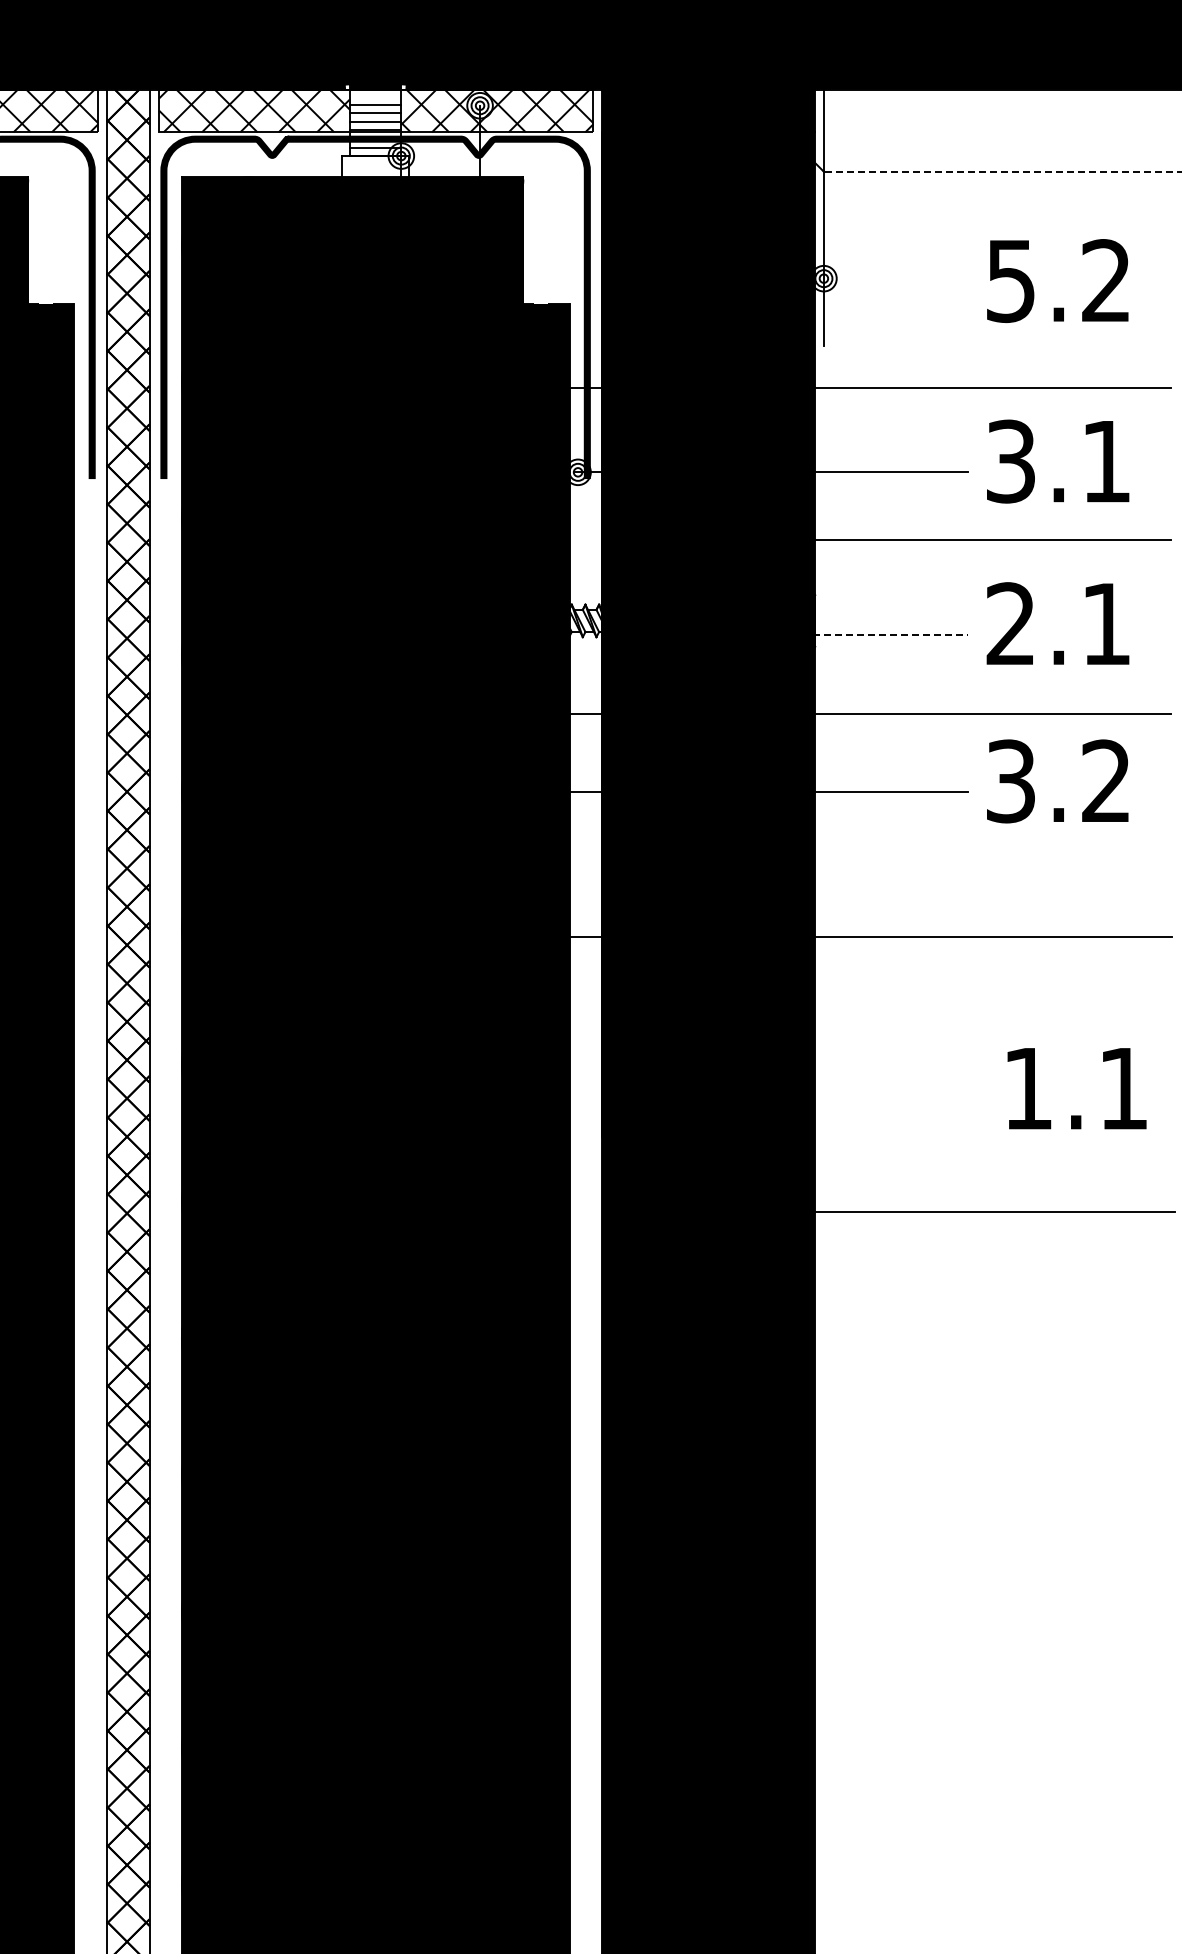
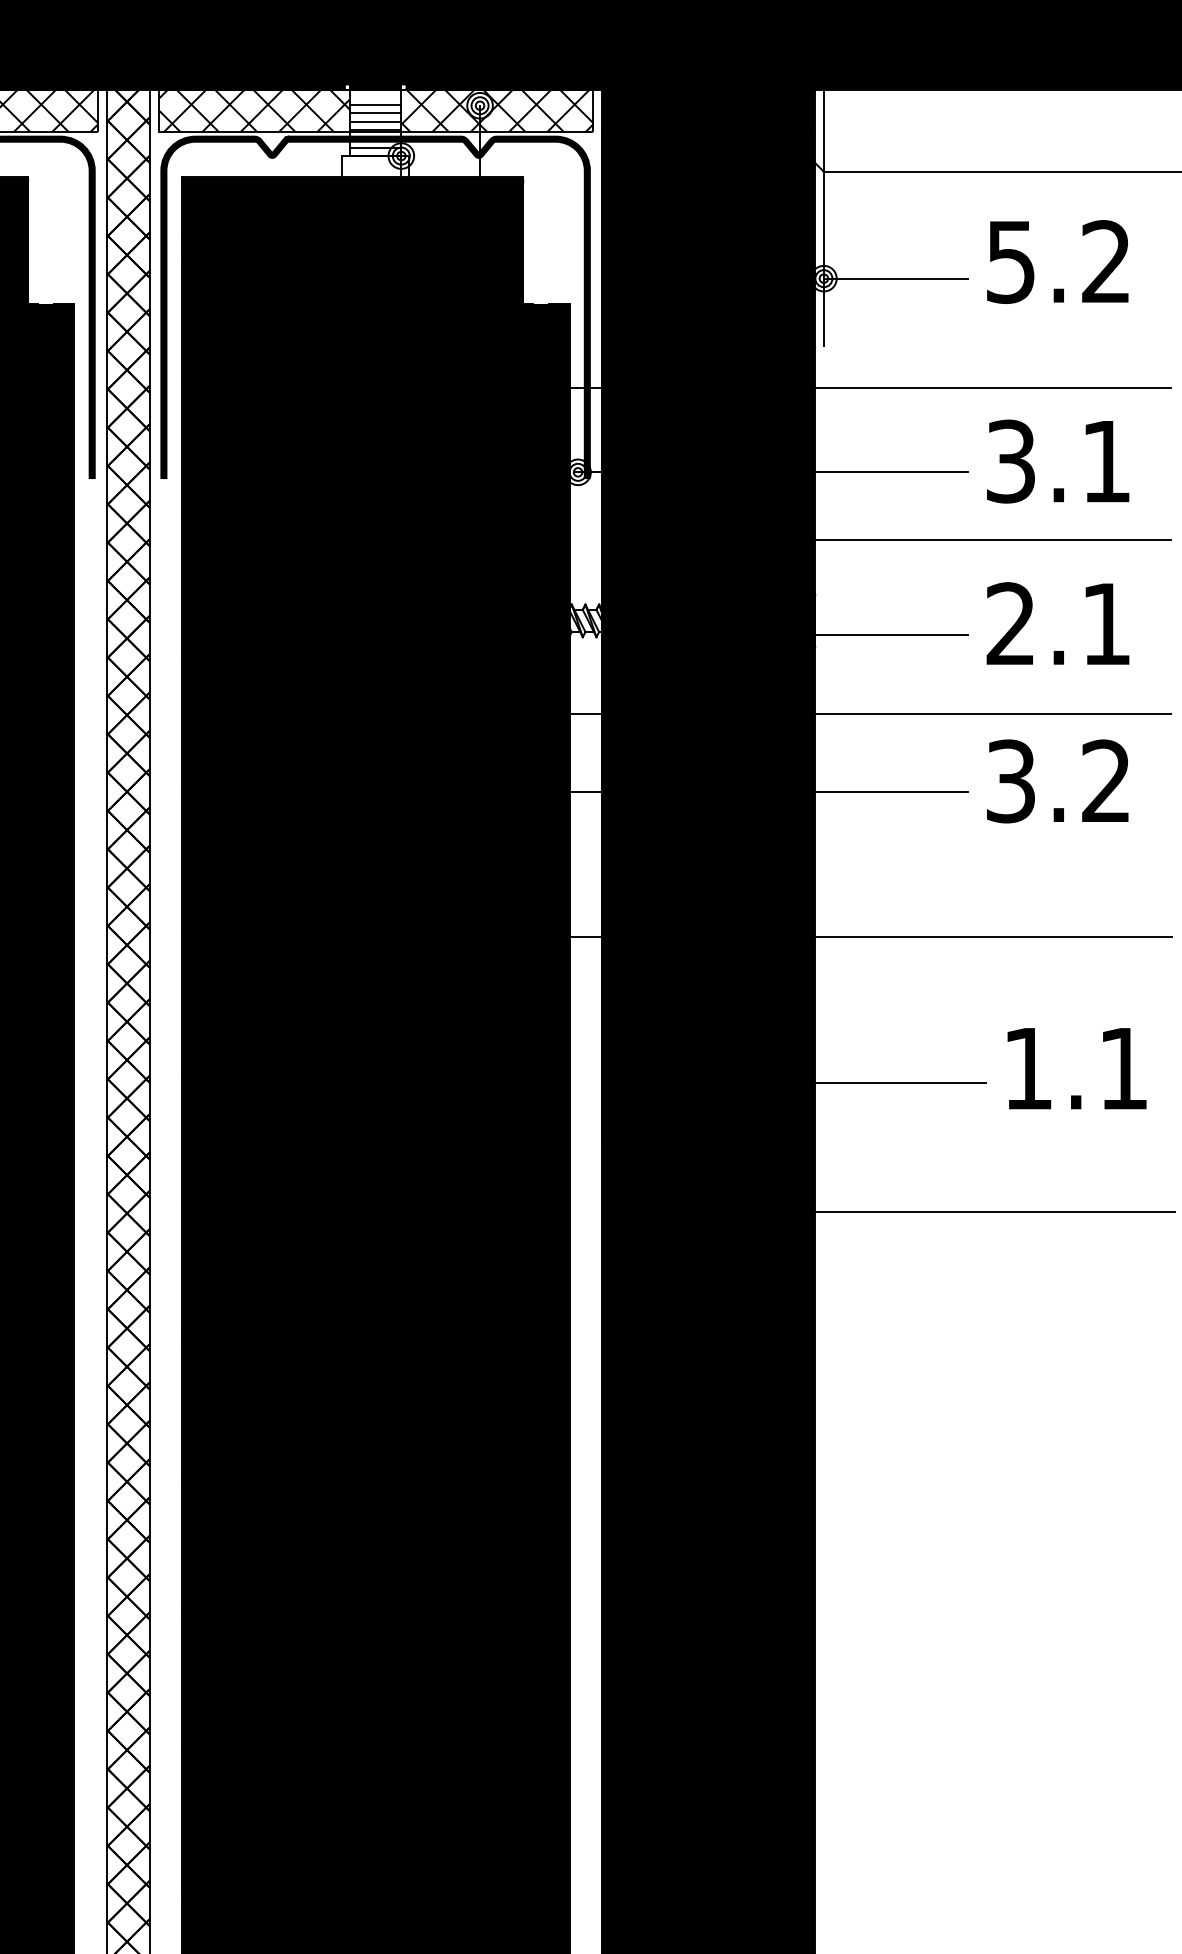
line: dashed -> solid (1003, 171)
line: none -> present (895, 278)
text position: (1057, 280) -> (1057, 261) (1057, 261)
line: dashed -> solid (885, 634)
line: none -> present (884, 1082)
text position: (1076, 1088) -> (1076, 1068) (1076, 1068)
